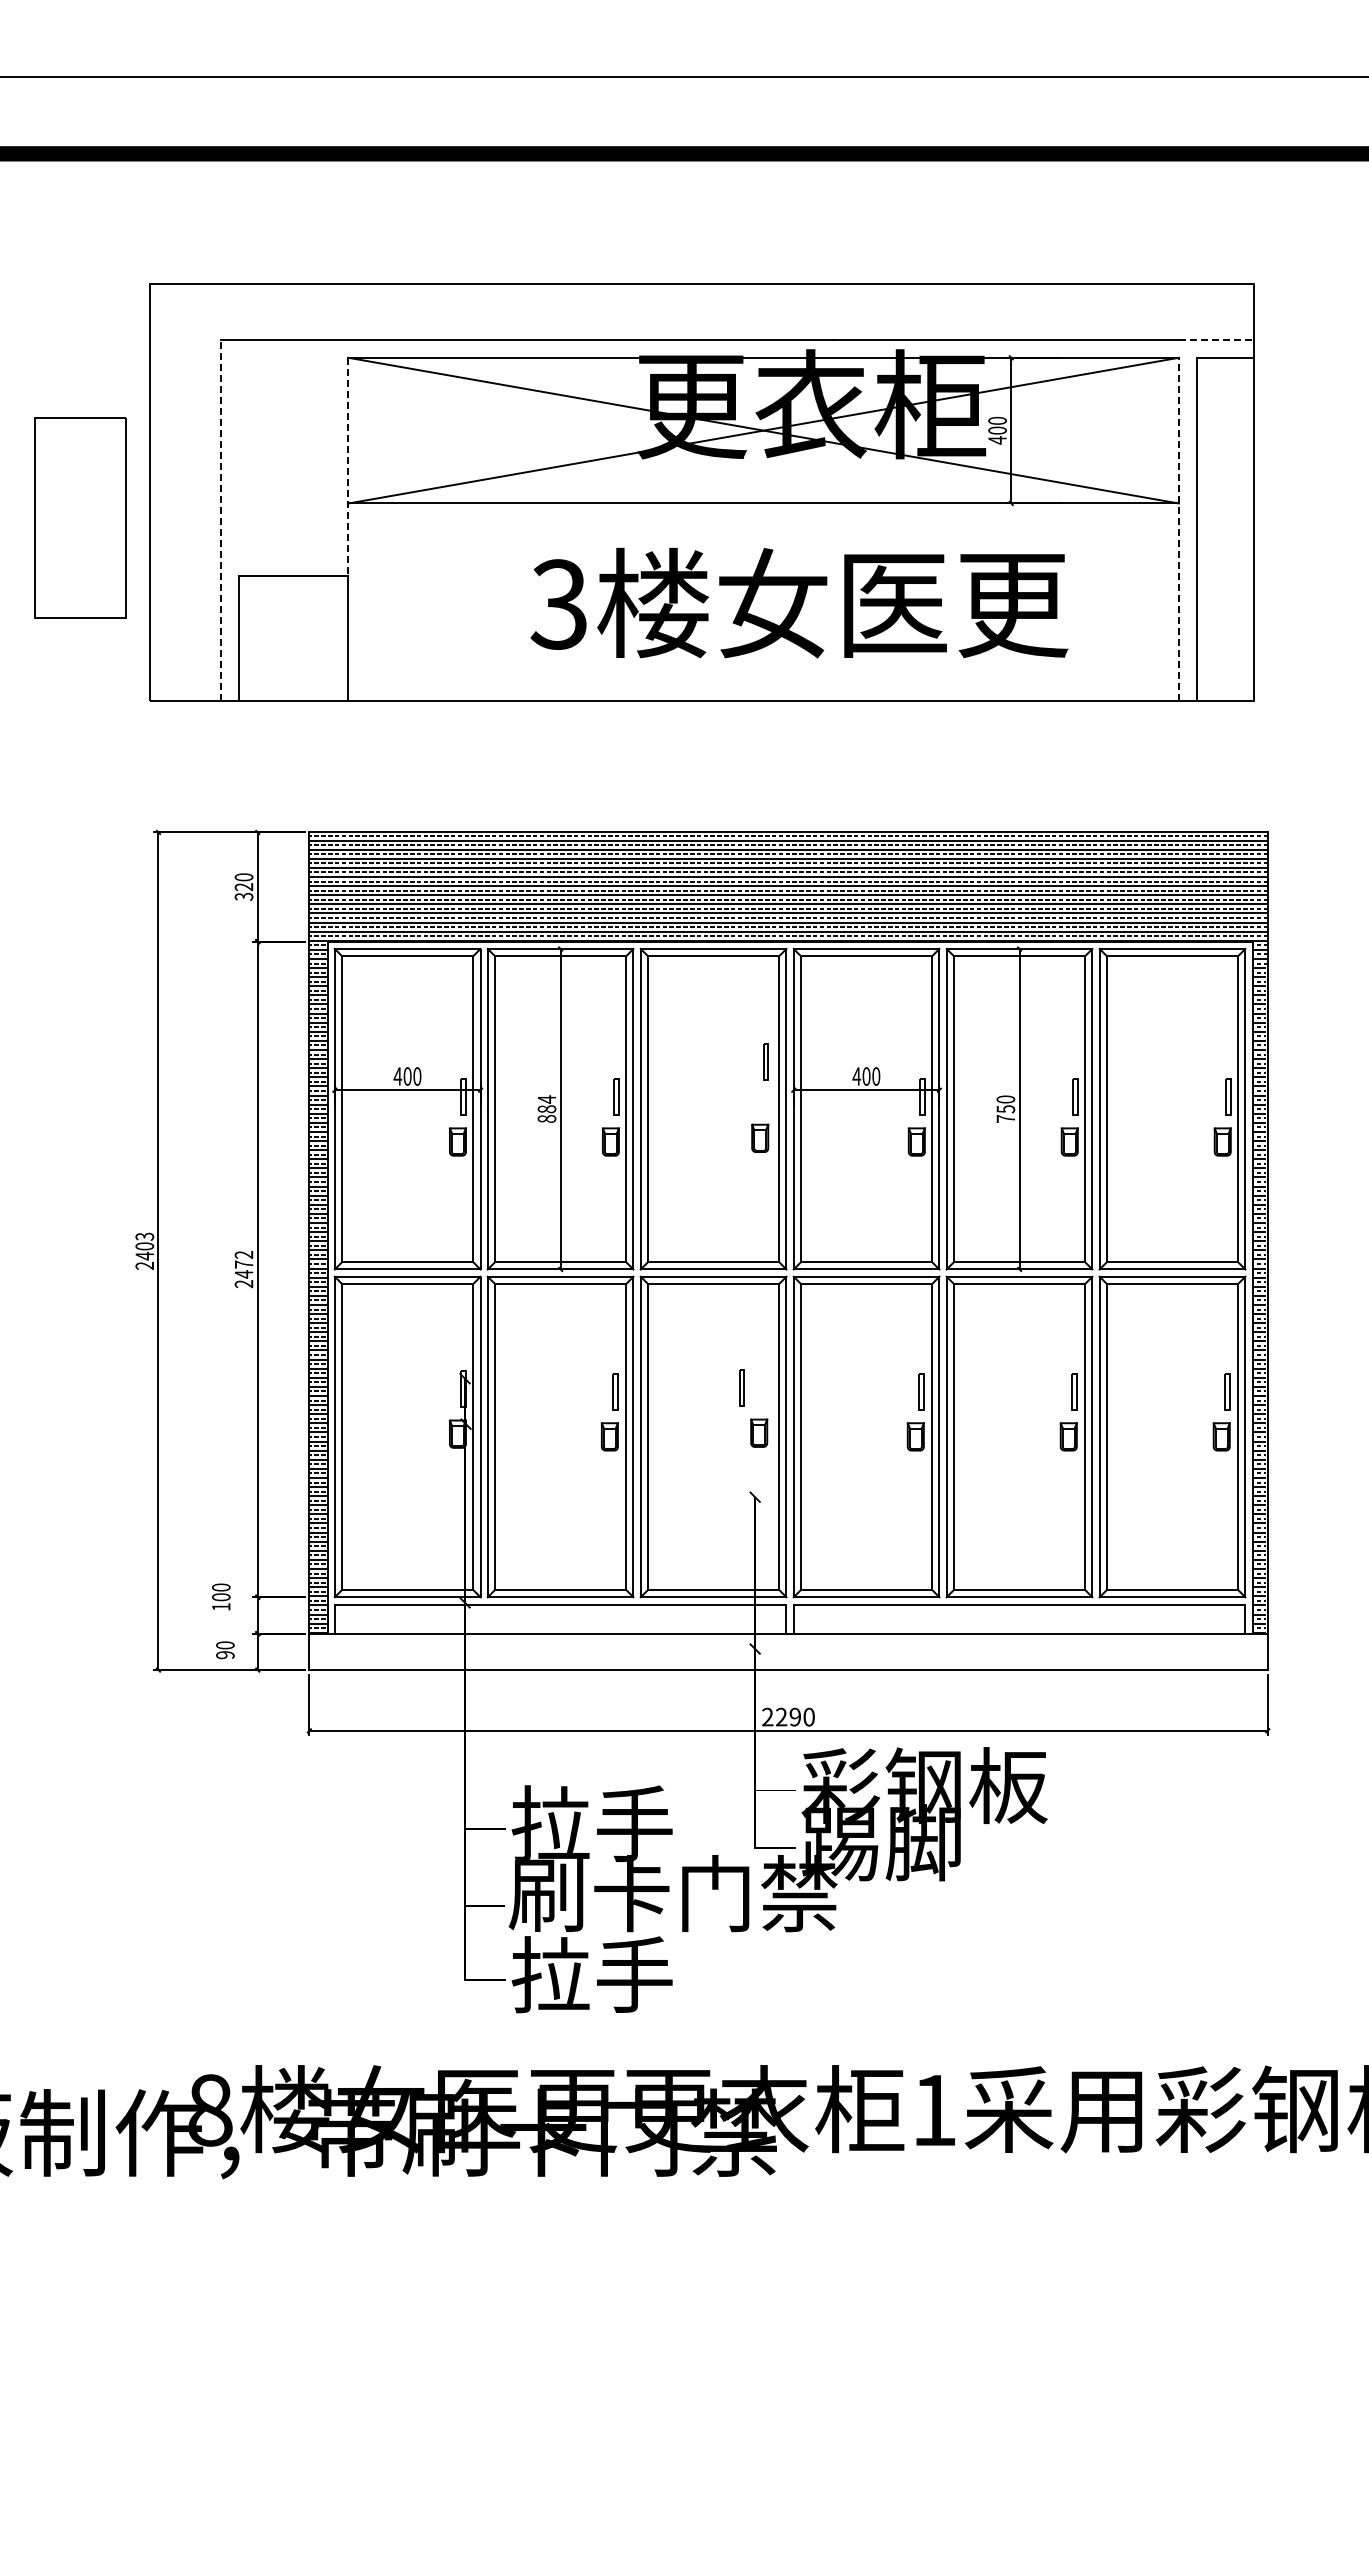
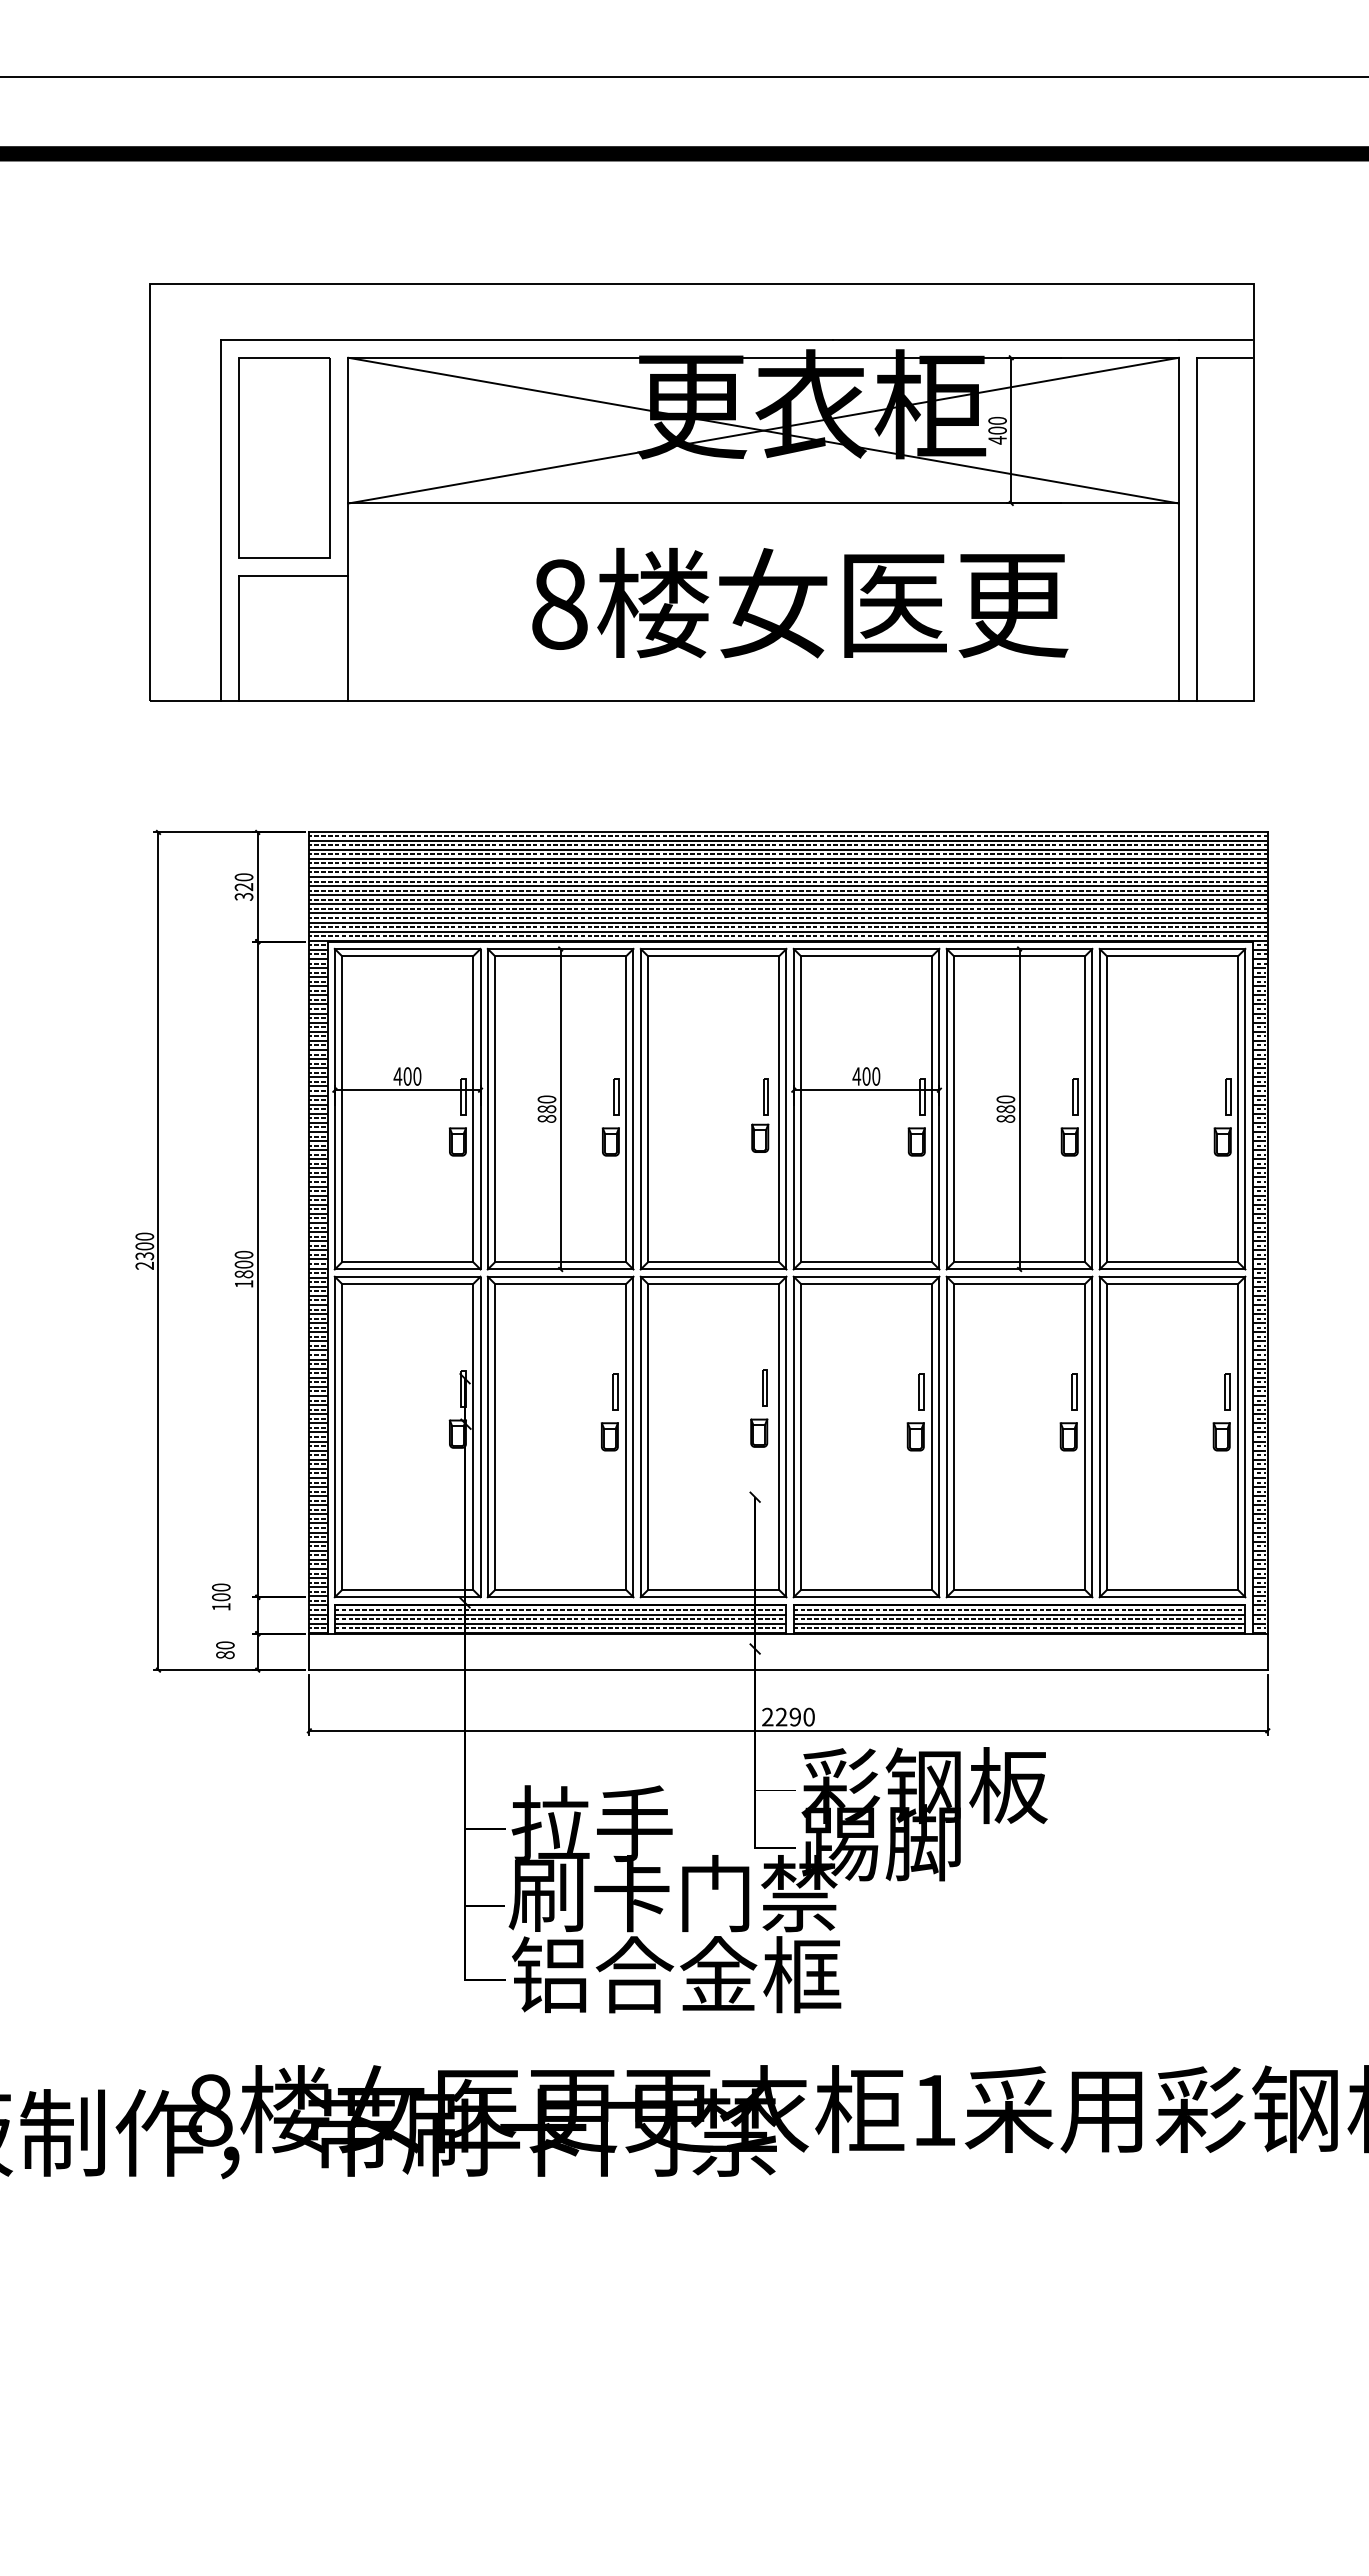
line: dashed -> solid (1215, 339)
line: dashed -> solid (348, 467)
part position: (80, 517) -> (284, 457) (284, 457)
line: dashed -> solid (220, 520)
line: dashed -> solid (1178, 529)
text: 3 -> 8 (558, 604)
part position: (765, 1061) -> (765, 1096) (765, 1096)
text: 884 -> 880 (546, 1099)
text: 750 -> 880 (1005, 1113)
text: 2403 -> 2300 (144, 1246)
text: 2472 -> 1800 (243, 1269)
part position: (741, 1387) -> (764, 1387) (764, 1387)
hatch: none -> present (560, 1618)
hatch: none -> present (1019, 1618)
text: 90 -> 80 (225, 1655)
text: 拉手 -> 铝合金框 (676, 1974)
